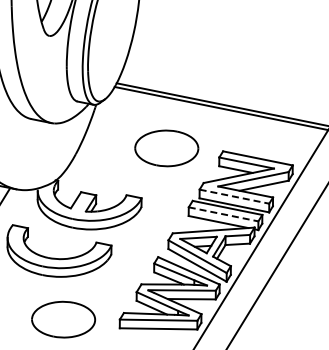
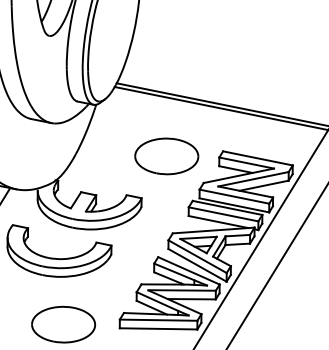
part position: (166, 148) -> (166, 156) (166, 156)
line: dashed -> solid (234, 196)
line: dashed -> solid (223, 214)
part position: (63, 319) -> (63, 324) (63, 324)
